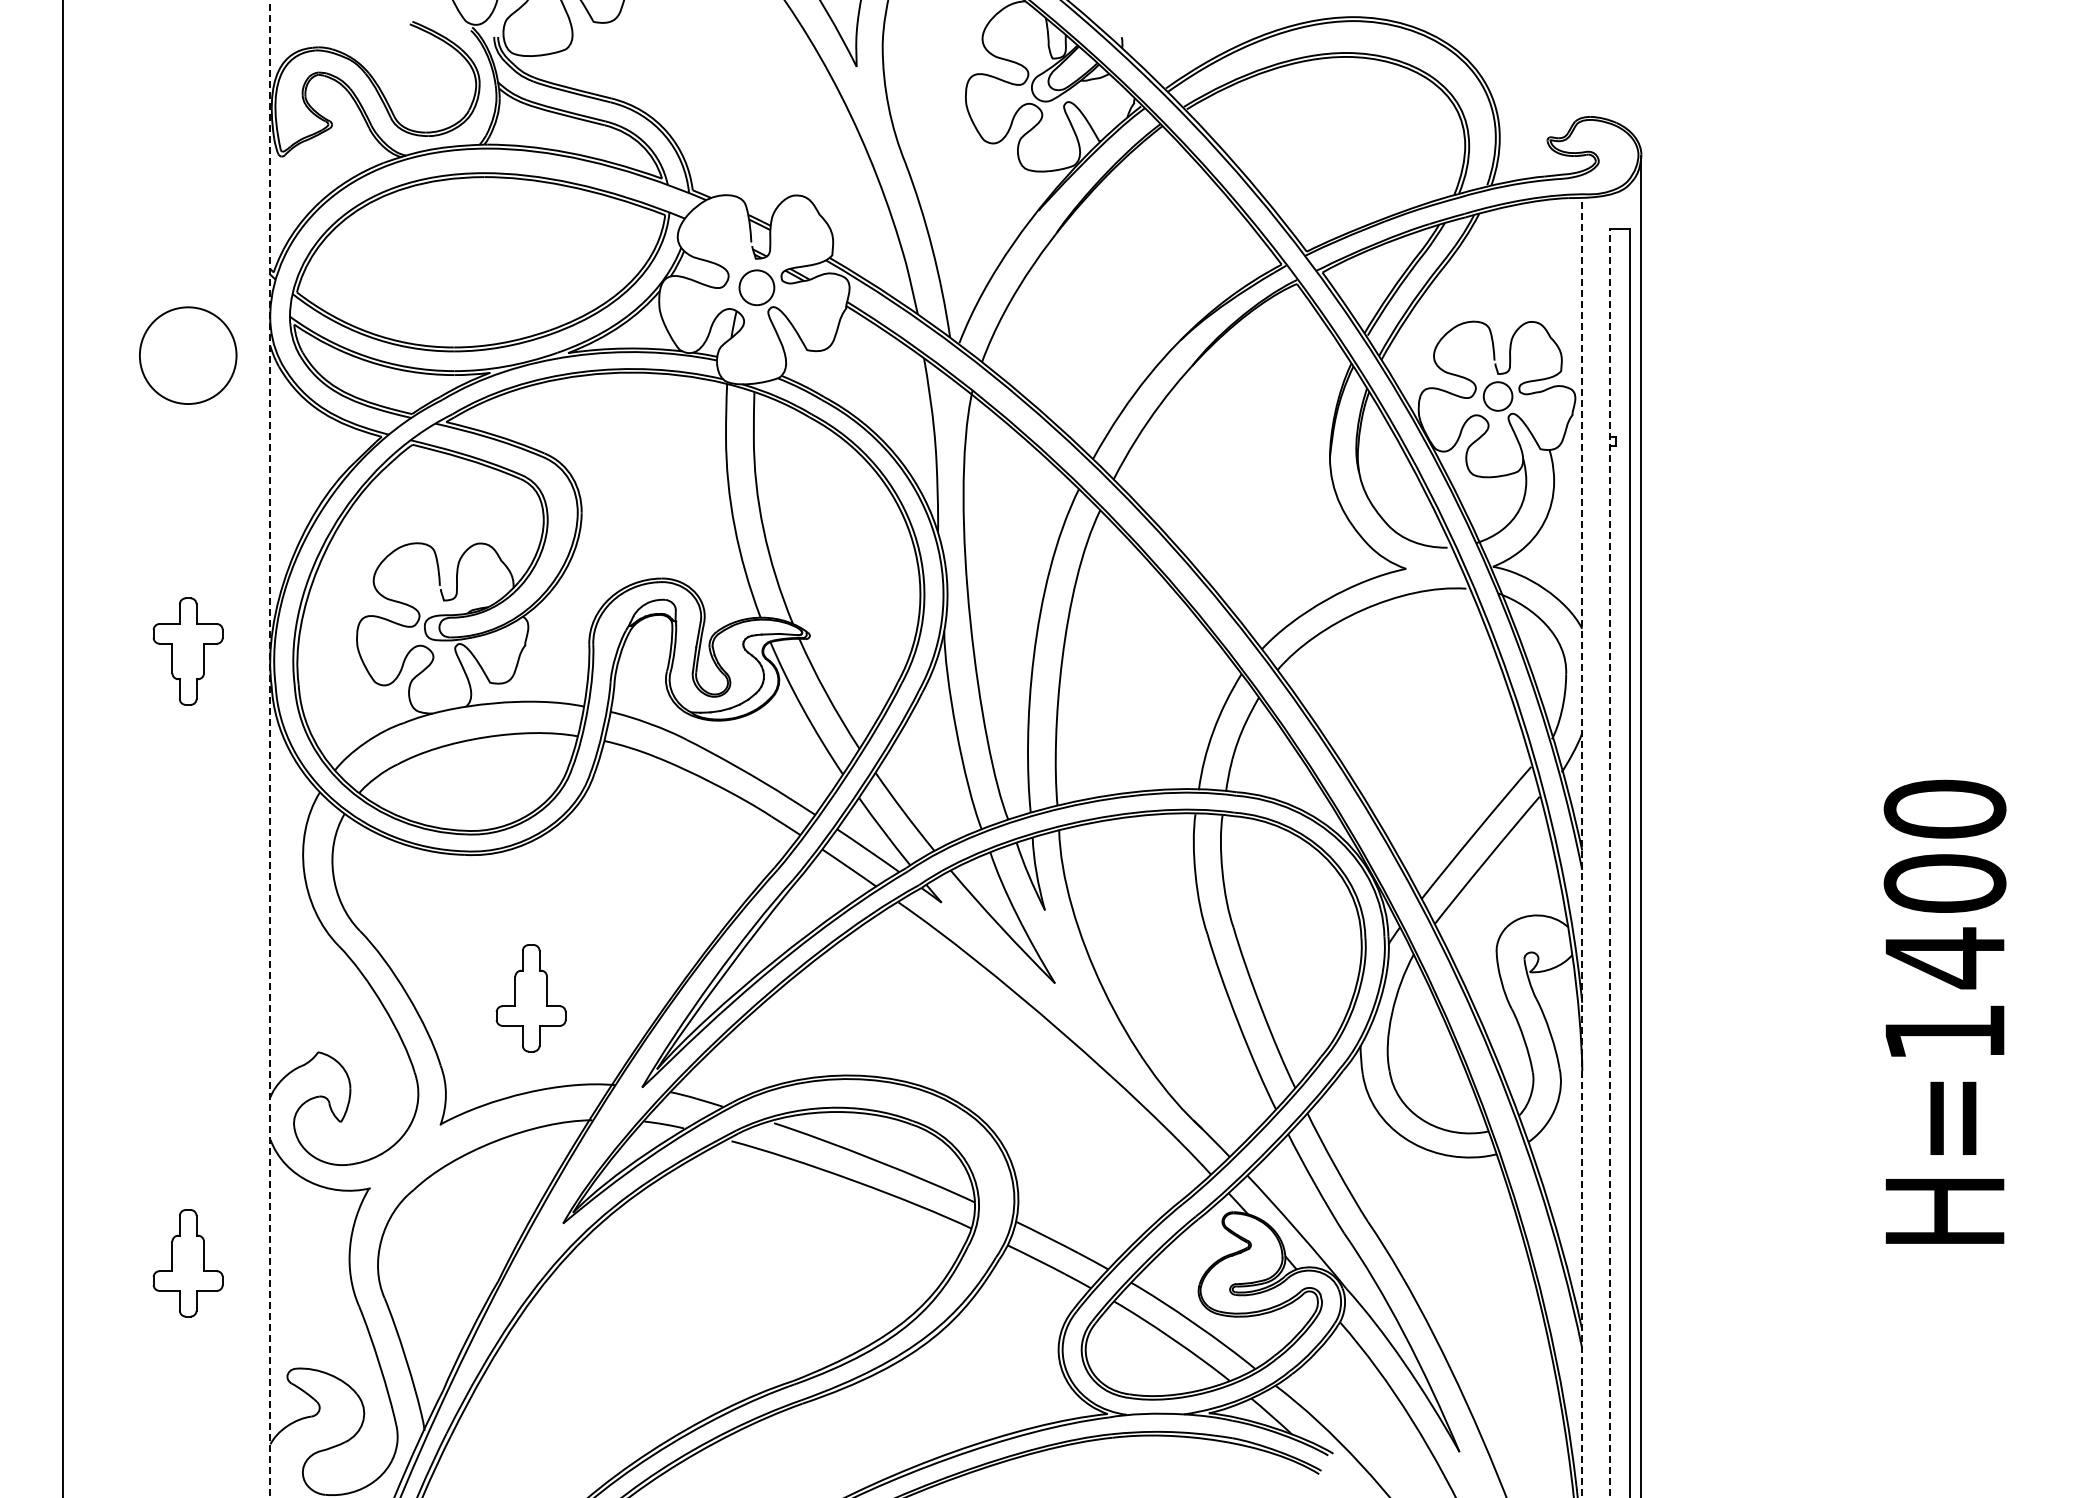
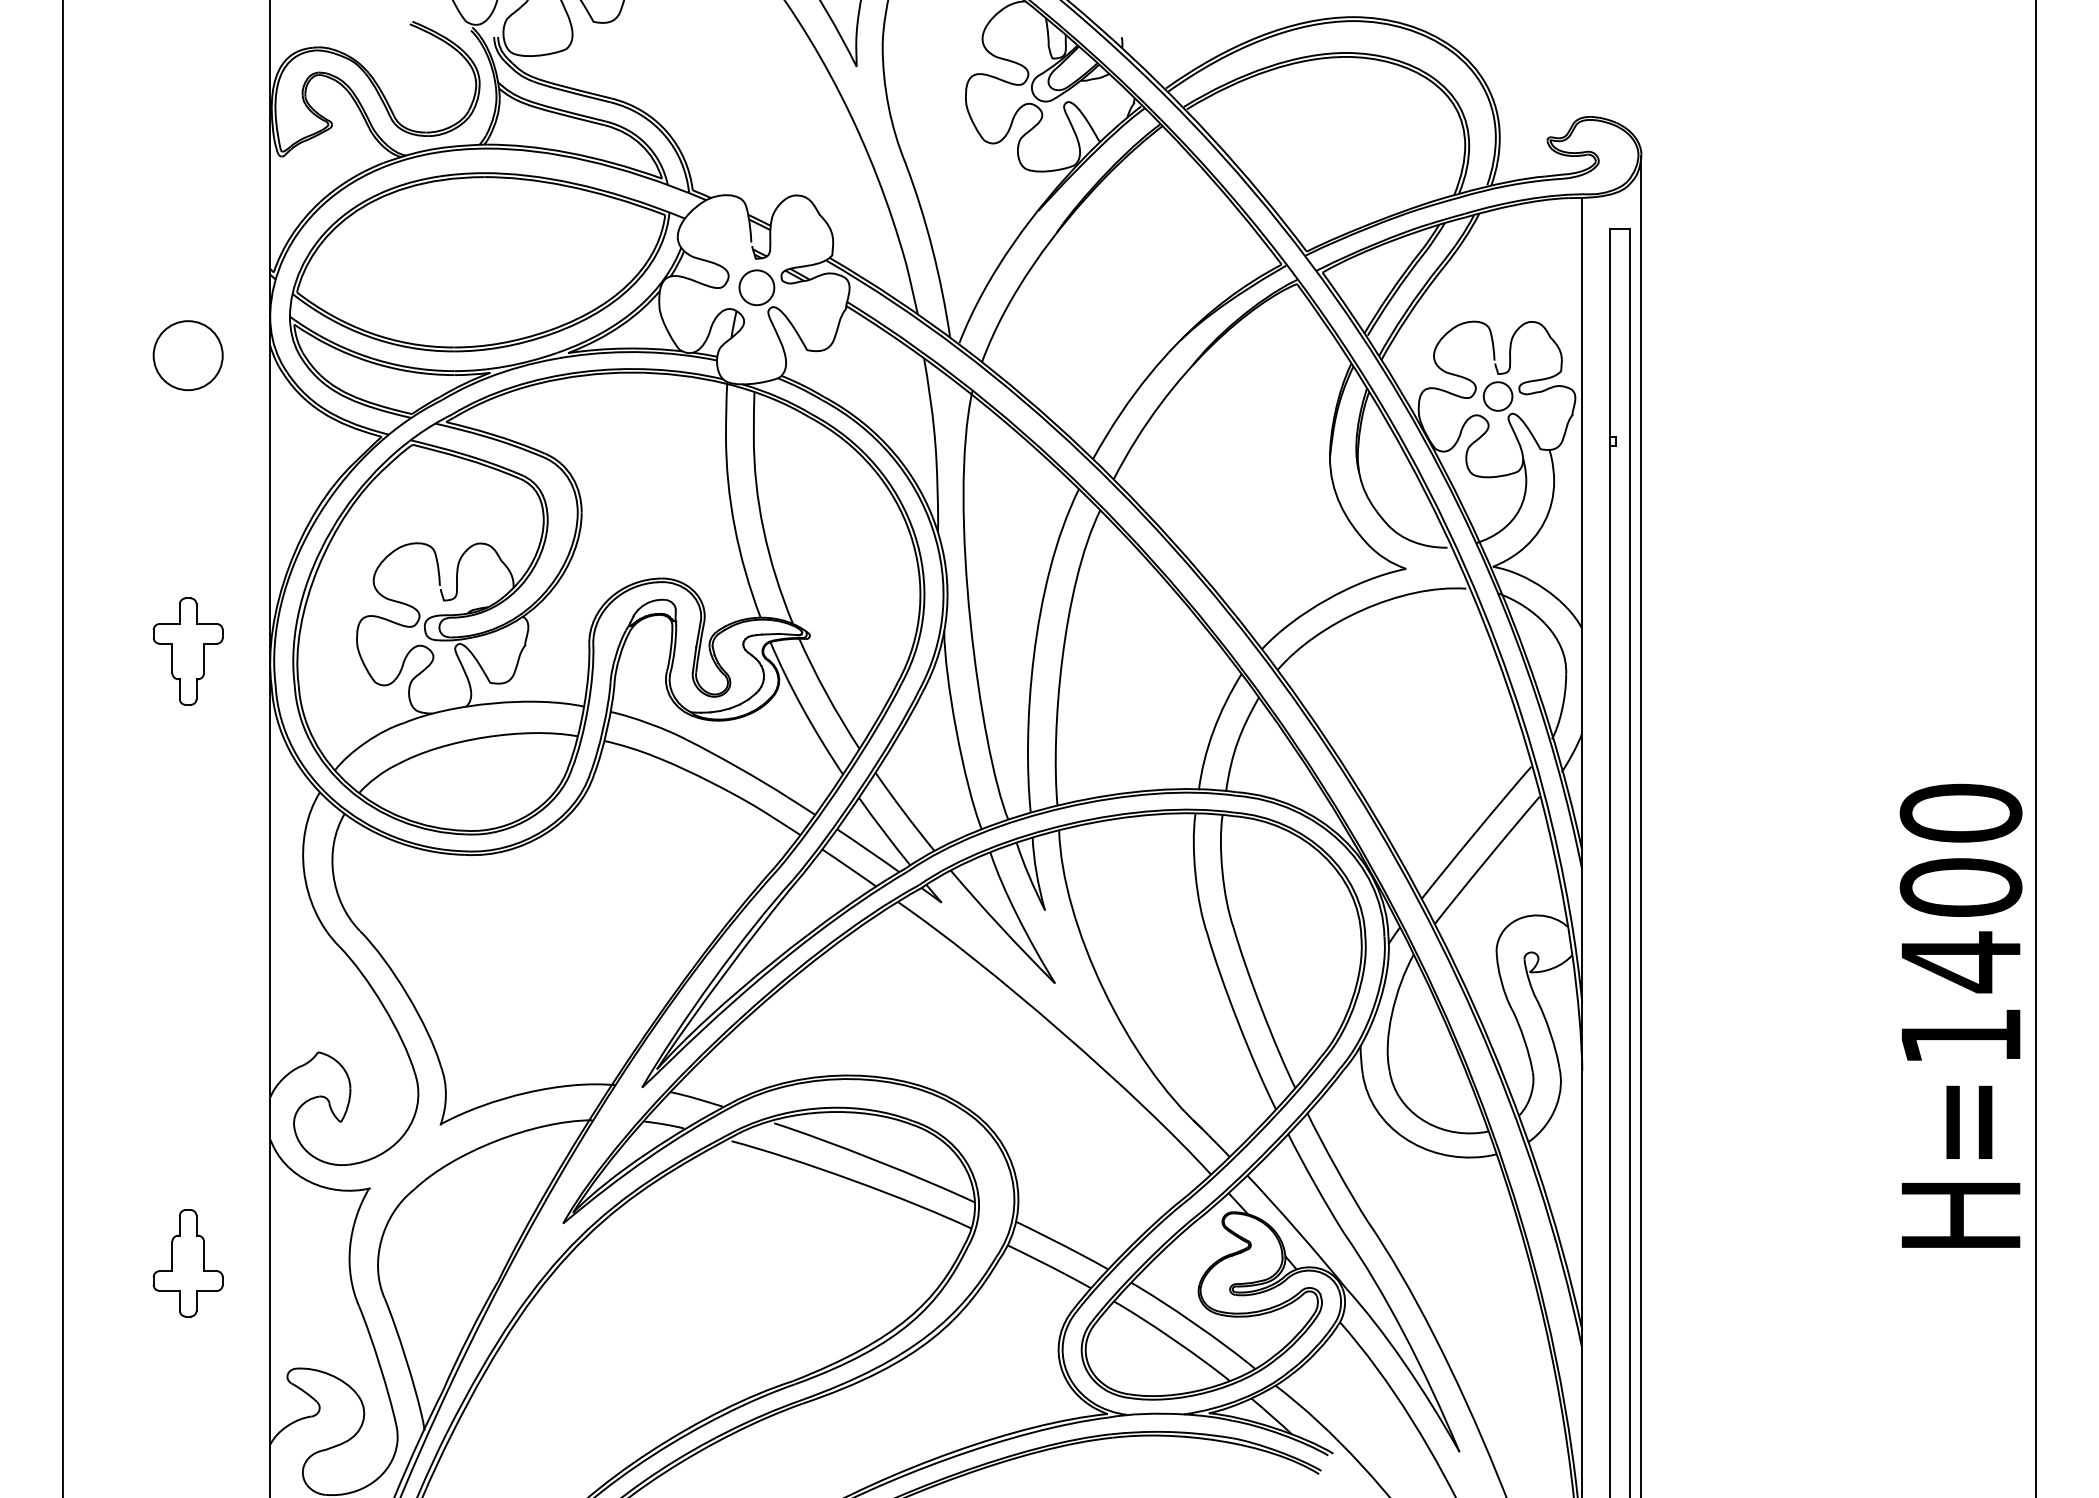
circle diameter: 97 px -> 69 px (187, 355)
line: none -> present (2036, 748)
line: dashed -> solid (270, 749)
line: dashed -> solid (1582, 848)
line: dashed -> solid (1609, 863)
part: present -> none (530, 998)
text position: (1944, 1011) -> (1960, 1015) (1960, 1015)
